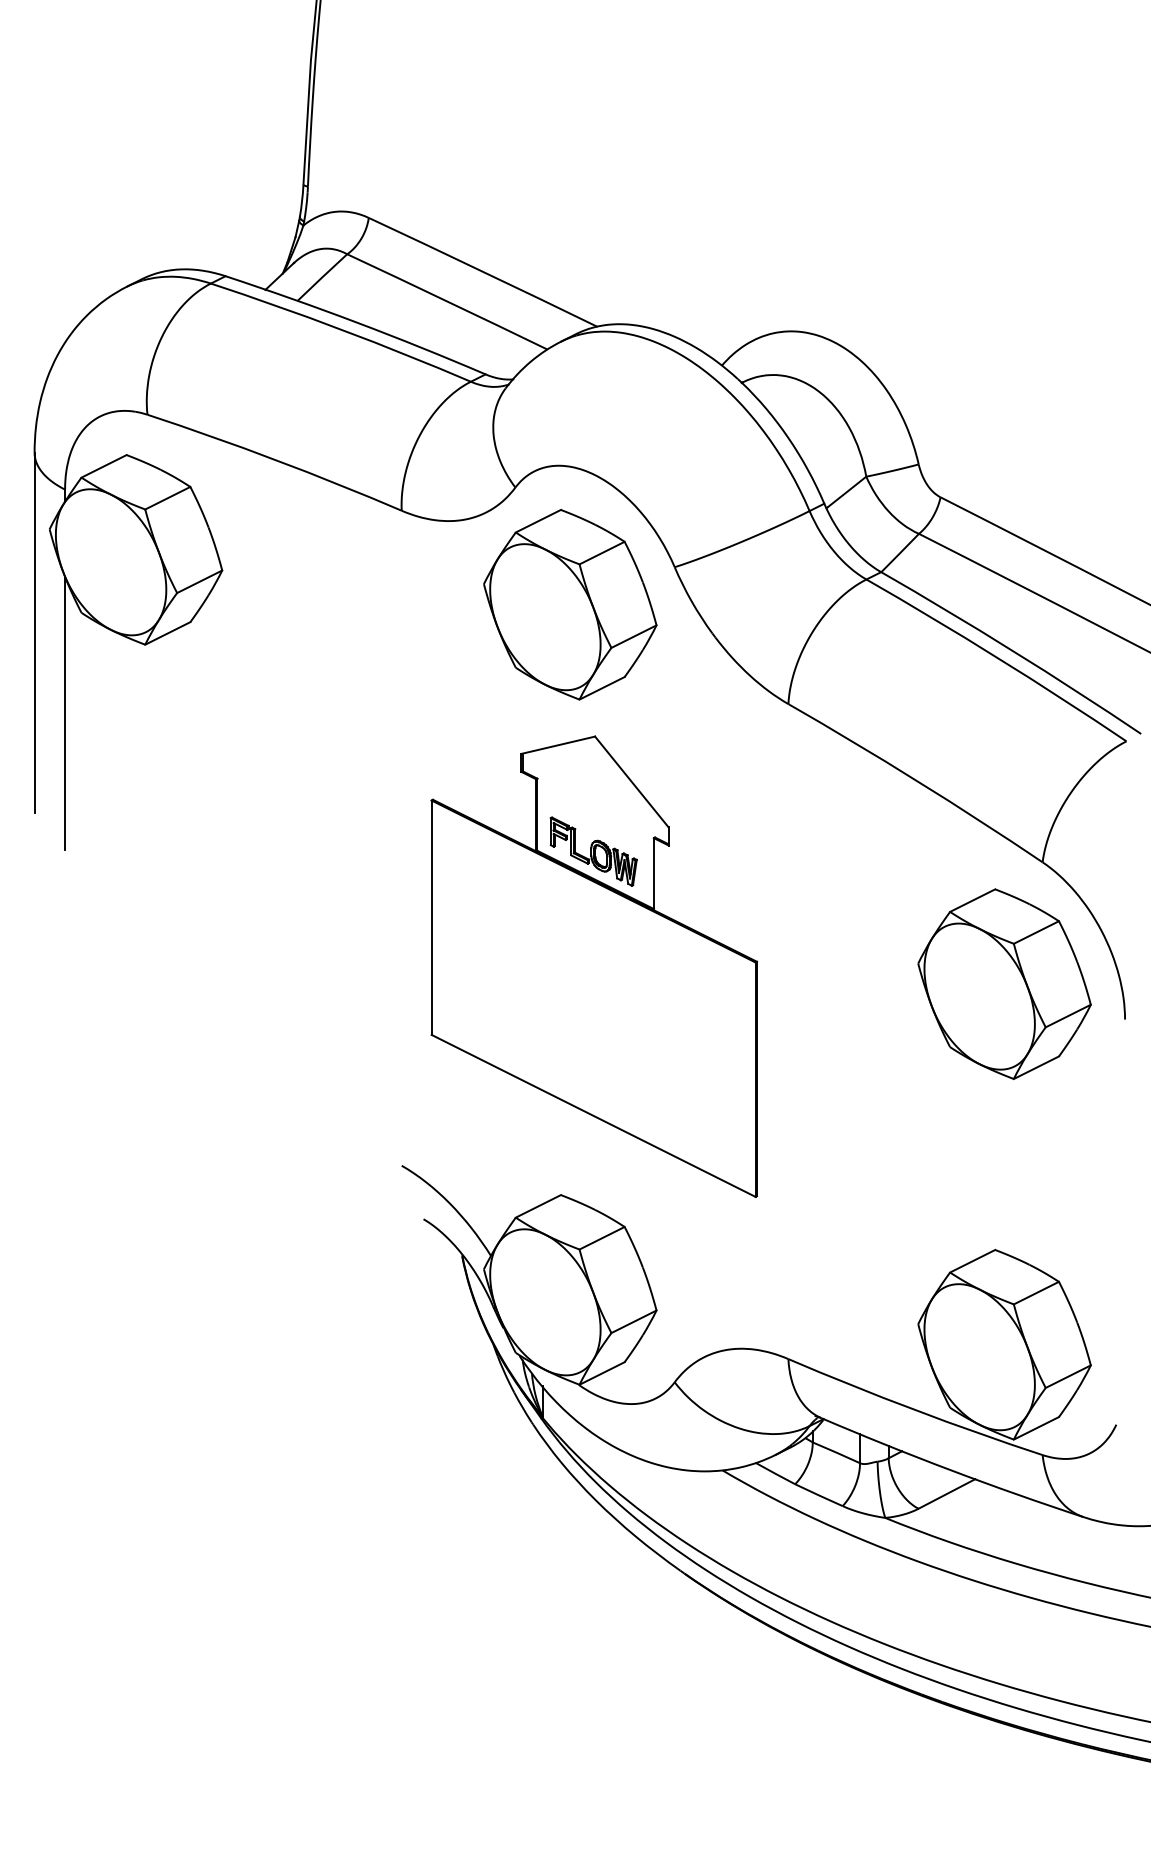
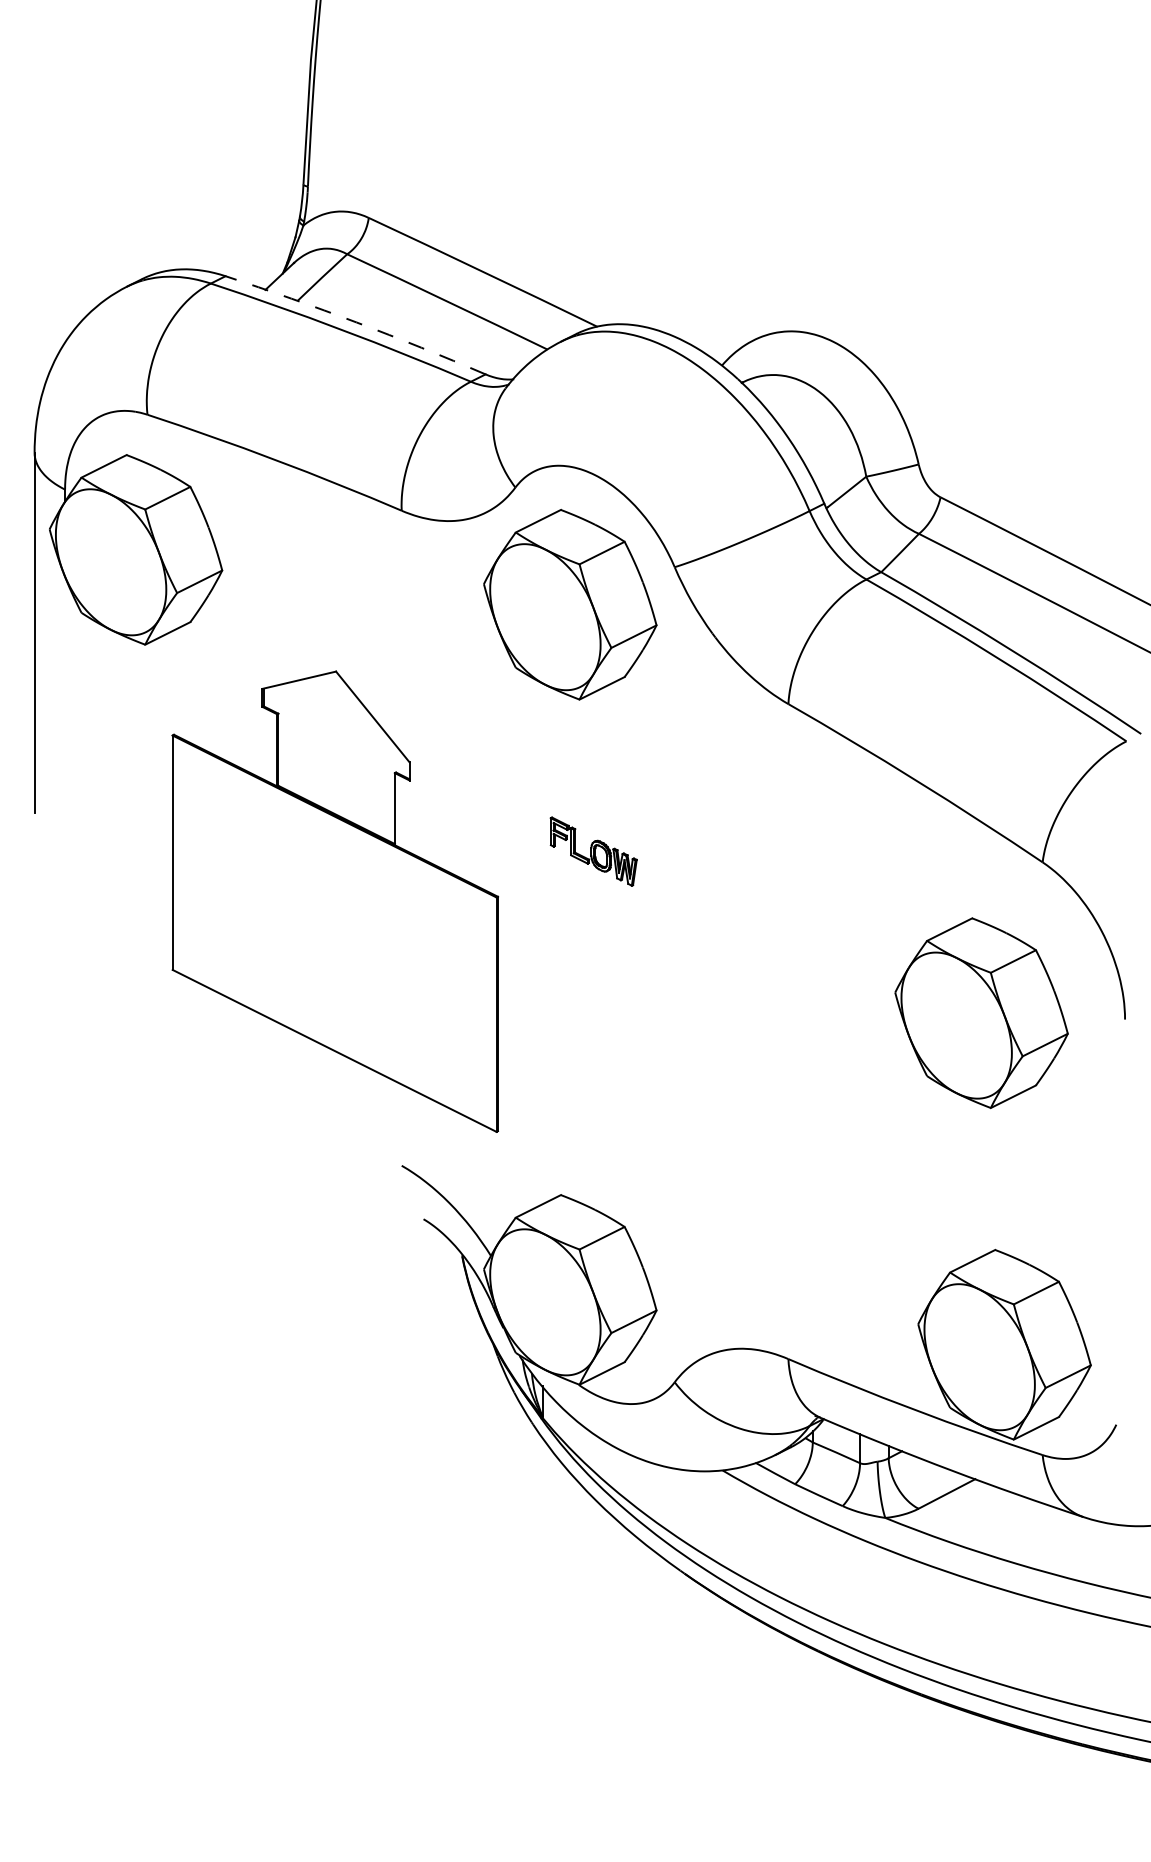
arc: solid -> dashed (356, 322)
line: present -> none (65, 713)
part position: (593, 966) -> (334, 901) (334, 901)
part position: (1004, 984) -> (981, 1013) (981, 1013)
